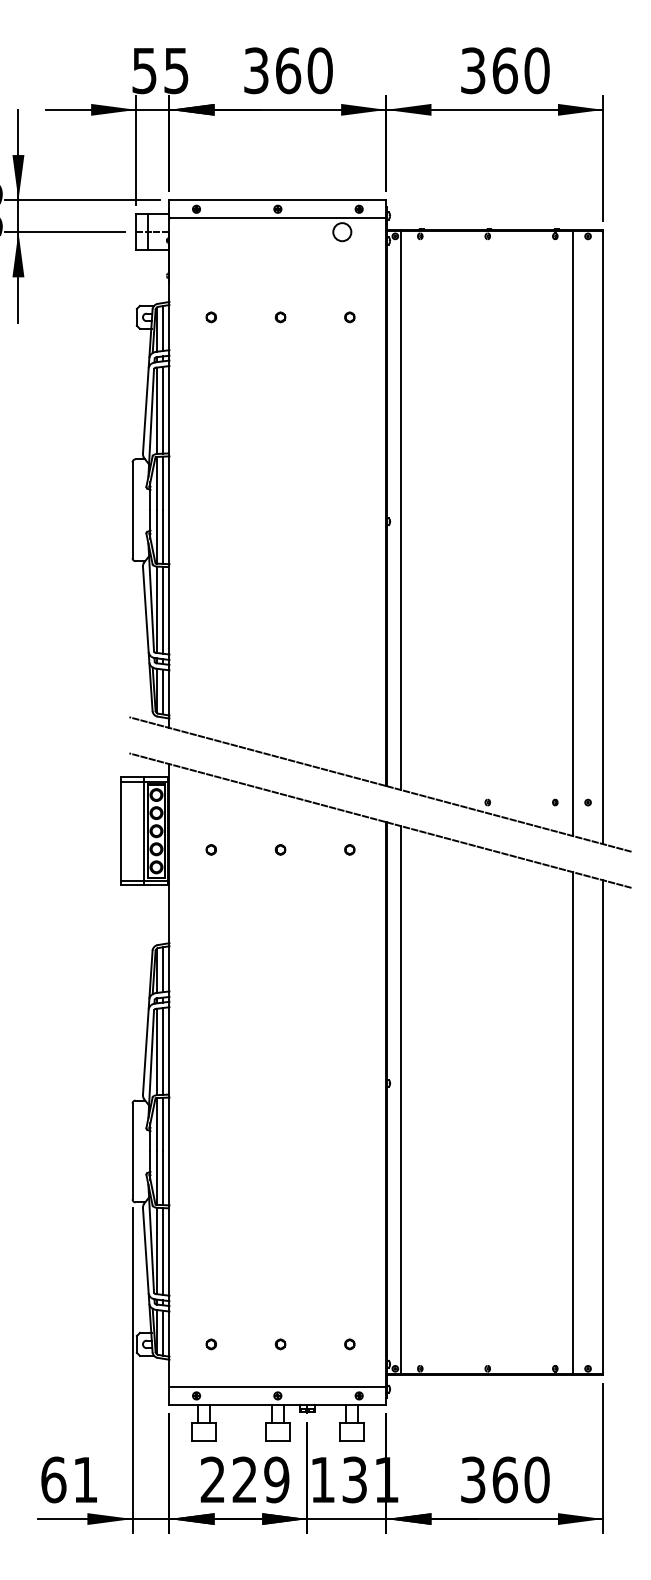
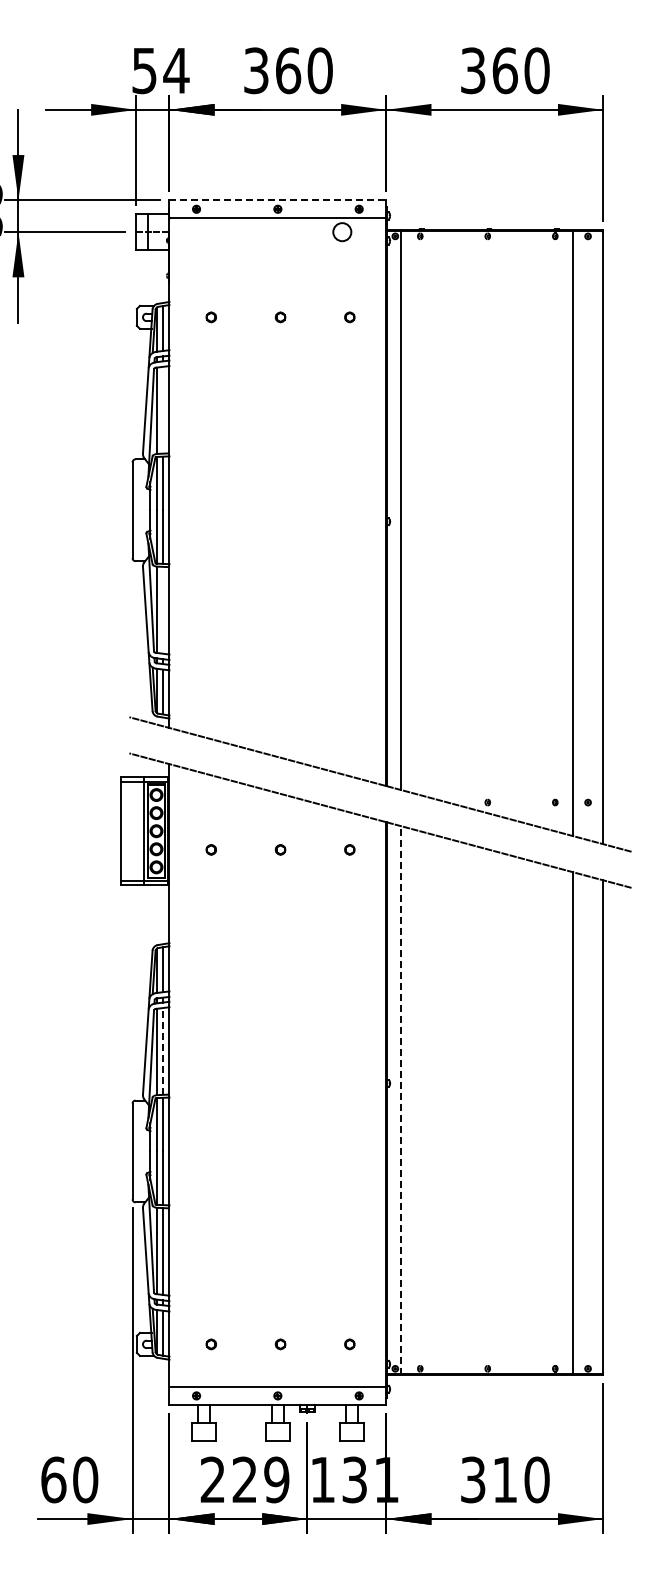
text: 55 -> 54 (176, 71)
line: solid -> dashed (278, 200)
line: present -> none (163, 409)
line: present -> none (163, 609)
line: solid -> dashed (163, 1050)
line: solid -> dashed (401, 1100)
text: 61 -> 60 (85, 1479)
text: 360 -> 310 (504, 1479)
